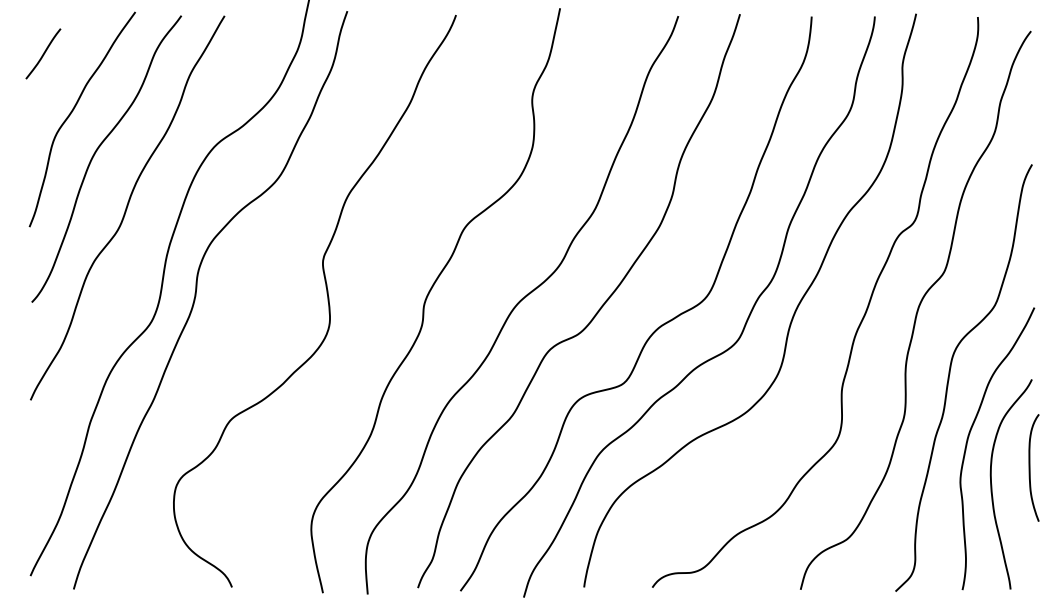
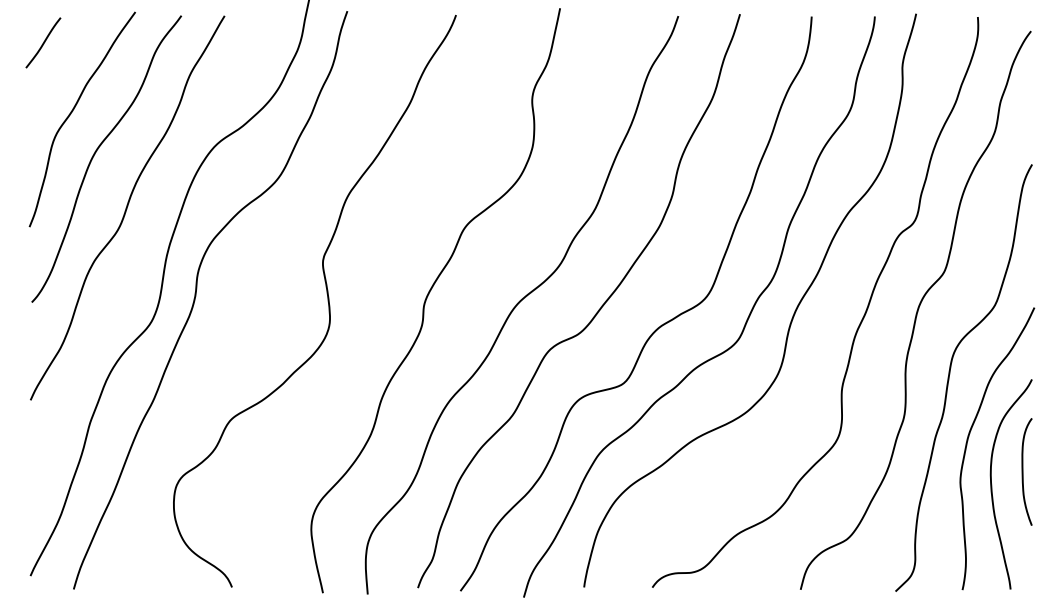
line position: (43, 53) -> (43, 42) (43, 42)
curve position: (1030, 467) -> (1023, 471) (1023, 471)
